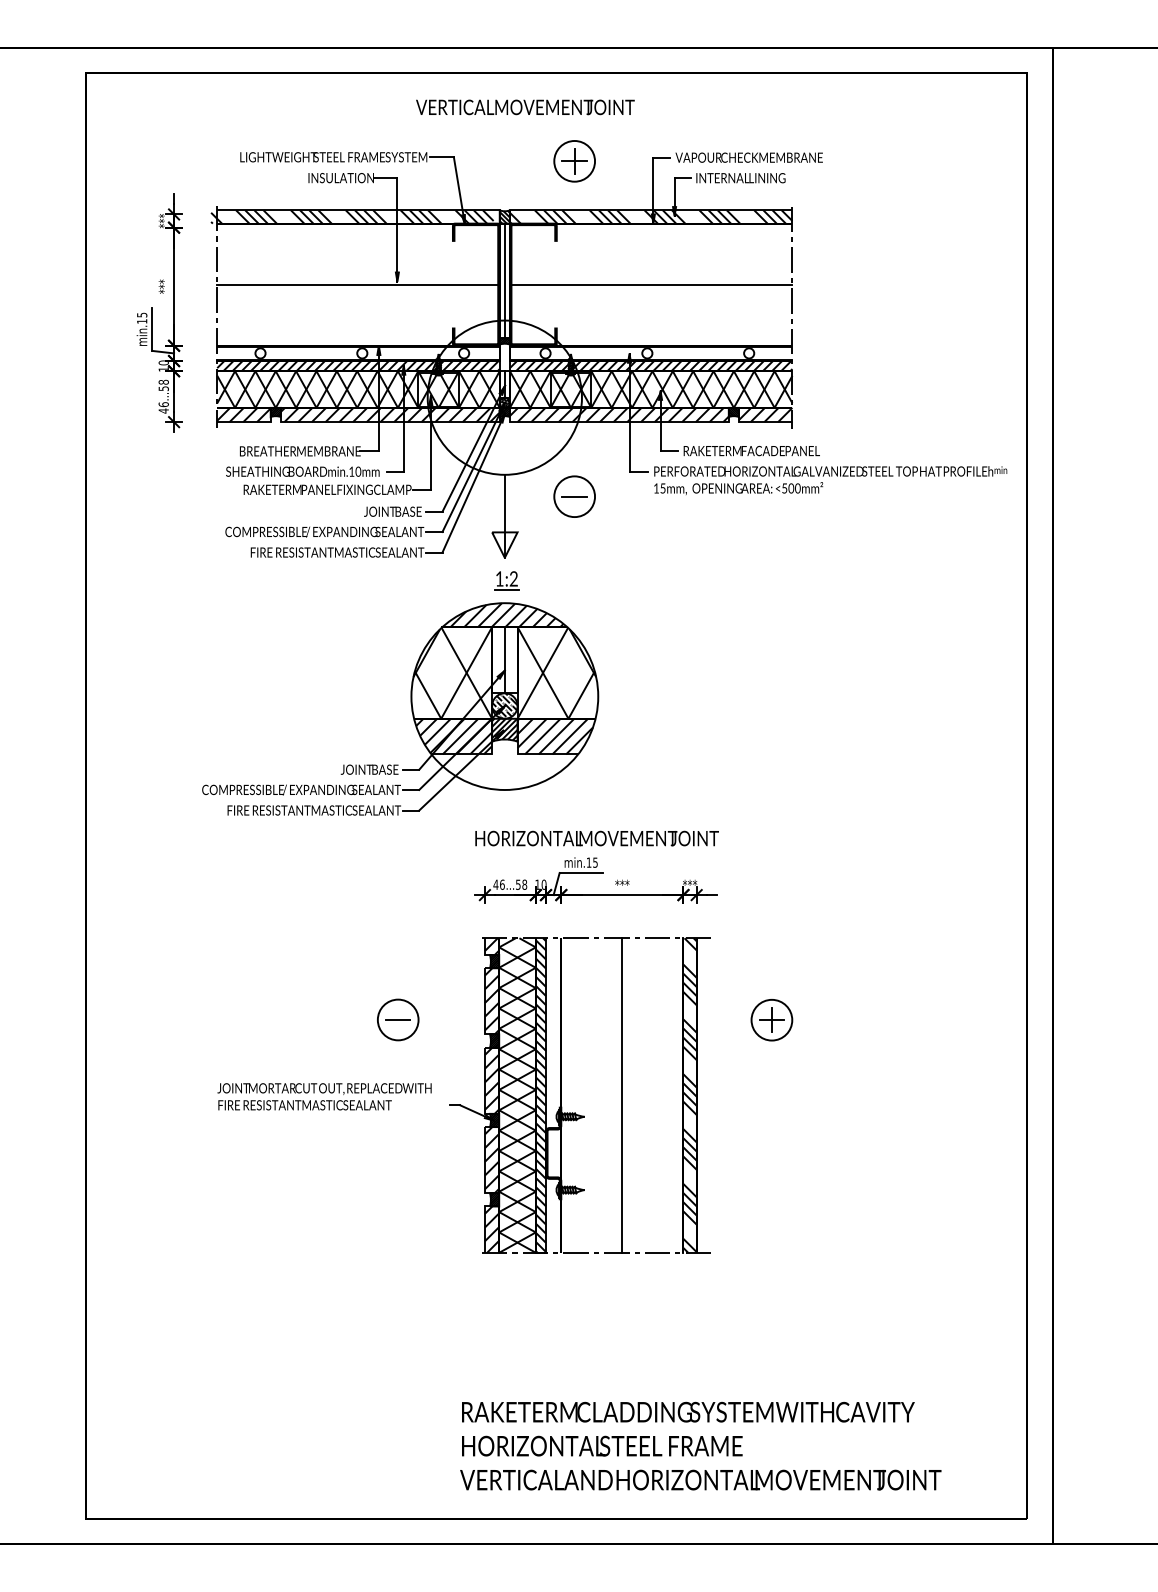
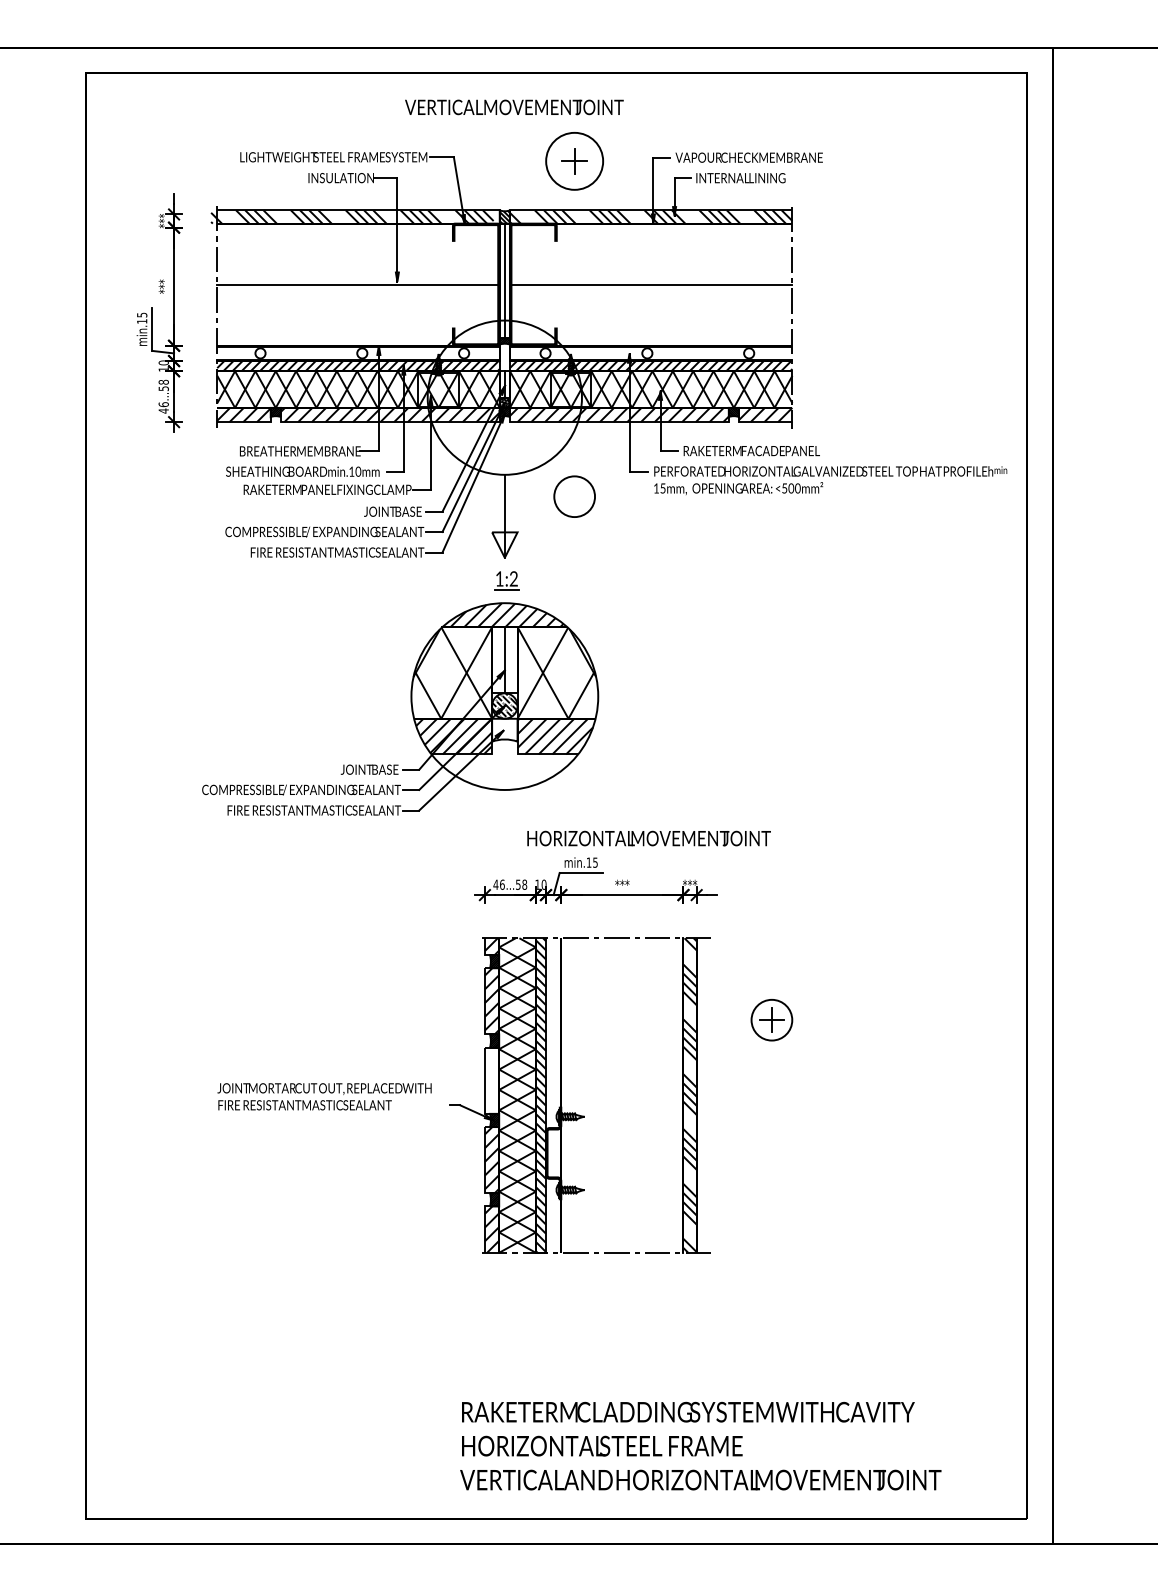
text position: (525, 107) -> (514, 107) (514, 107)
circle diameter: 41 px -> 57 px (574, 160)
line: present -> none (574, 496)
hatch: present -> none (504, 729)
text position: (596, 838) -> (648, 838) (648, 838)
part: present -> none (398, 1019)
hatch: present -> none (491, 1080)
line: present -> none (622, 1095)
